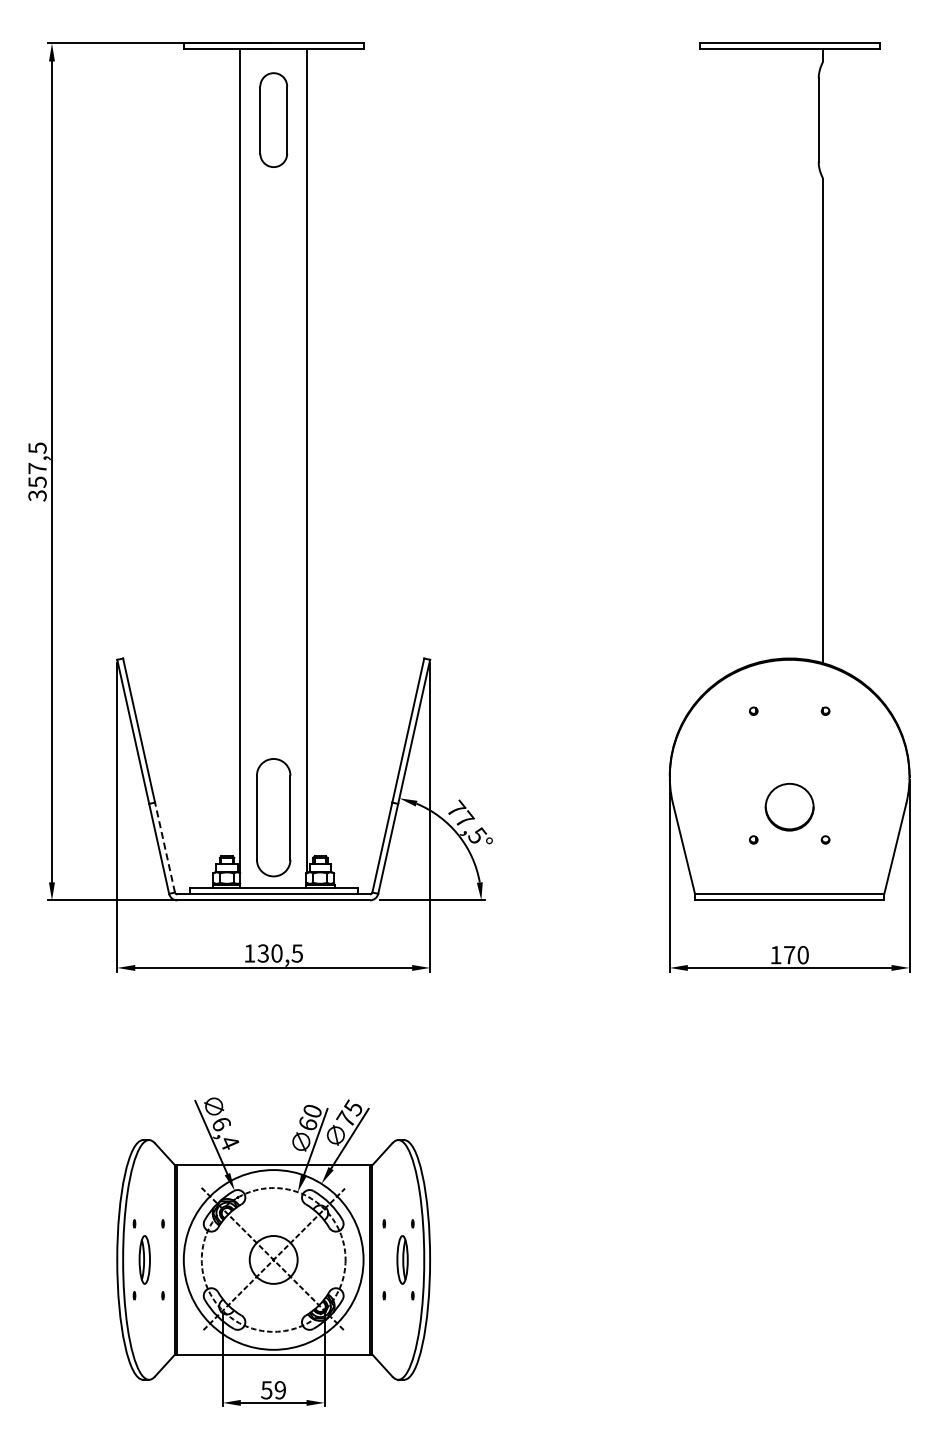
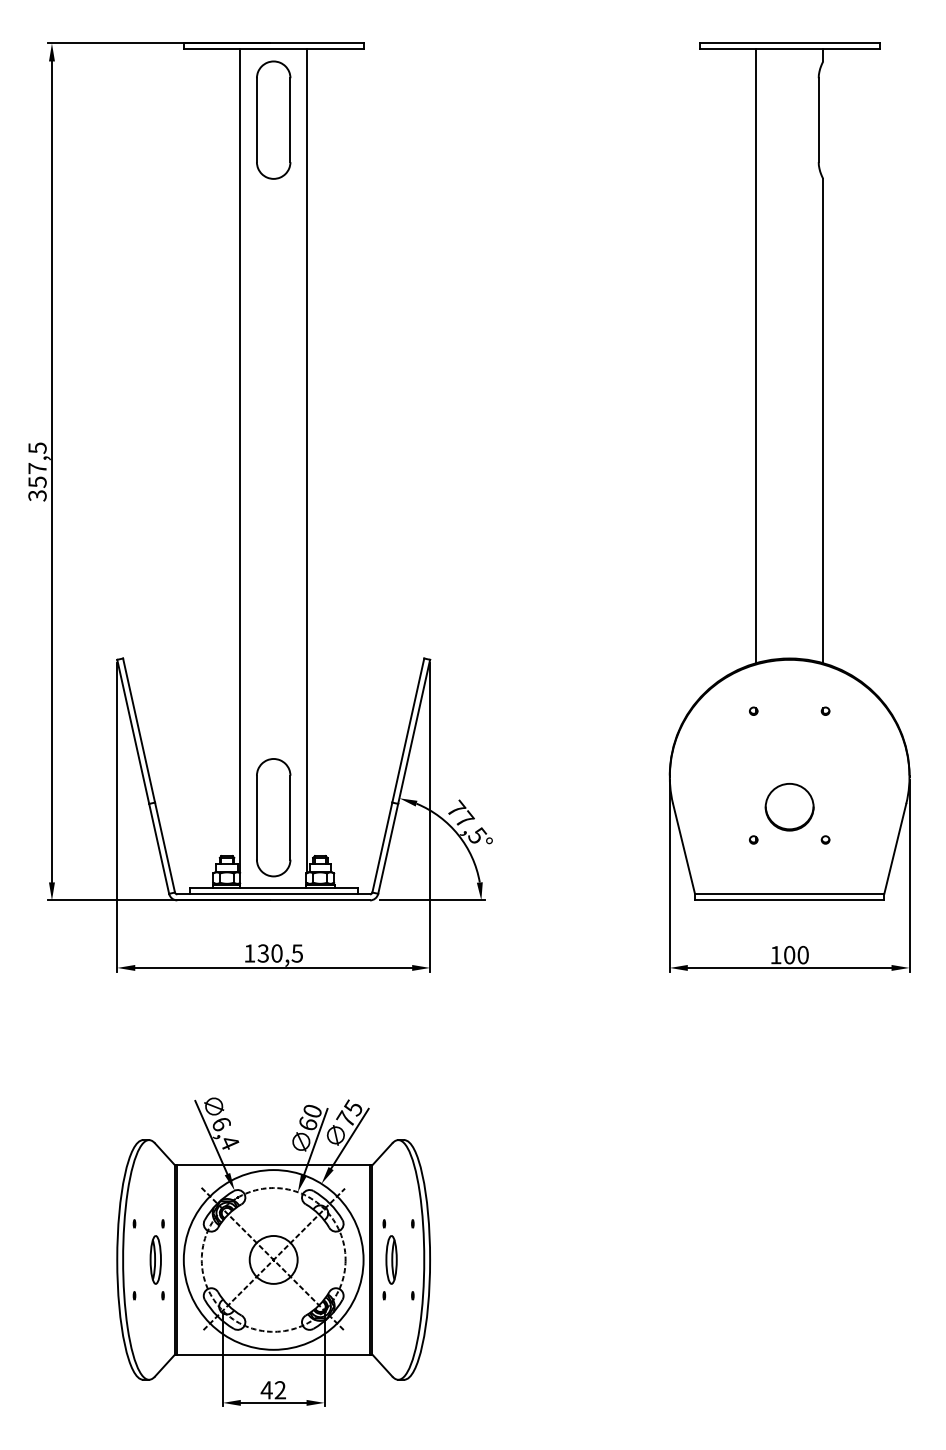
part size: 29x96 px -> 36x120 px (273, 119)
line: none -> present (756, 356)
line: dashed -> solid (164, 847)
text: 170 -> 100 (789, 954)
part position: (144, 1259) -> (155, 1259) (155, 1259)
part position: (402, 1259) -> (391, 1259) (391, 1259)
text: 59 -> 42 (272, 1390)
